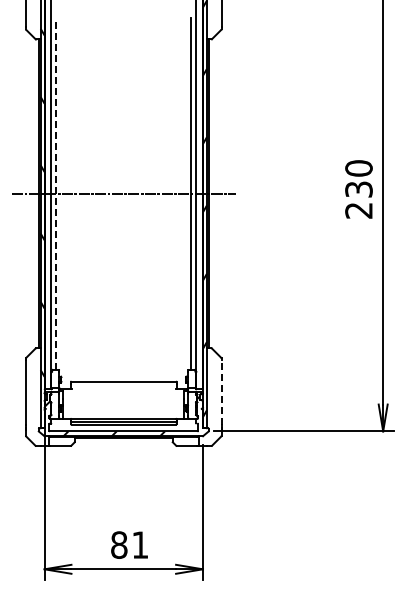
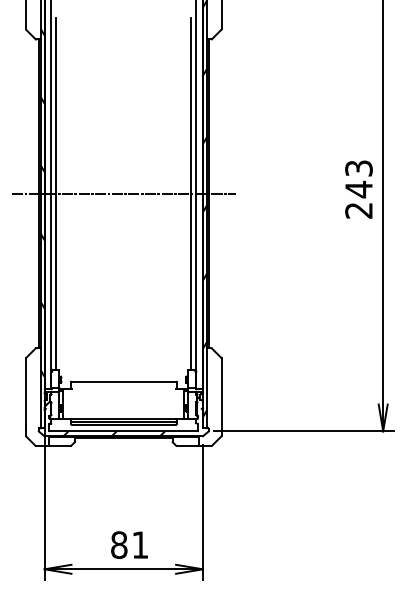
text: 230 -> 243 (358, 179)
line: dashed -> solid (56, 193)
line: dashed -> solid (221, 392)
